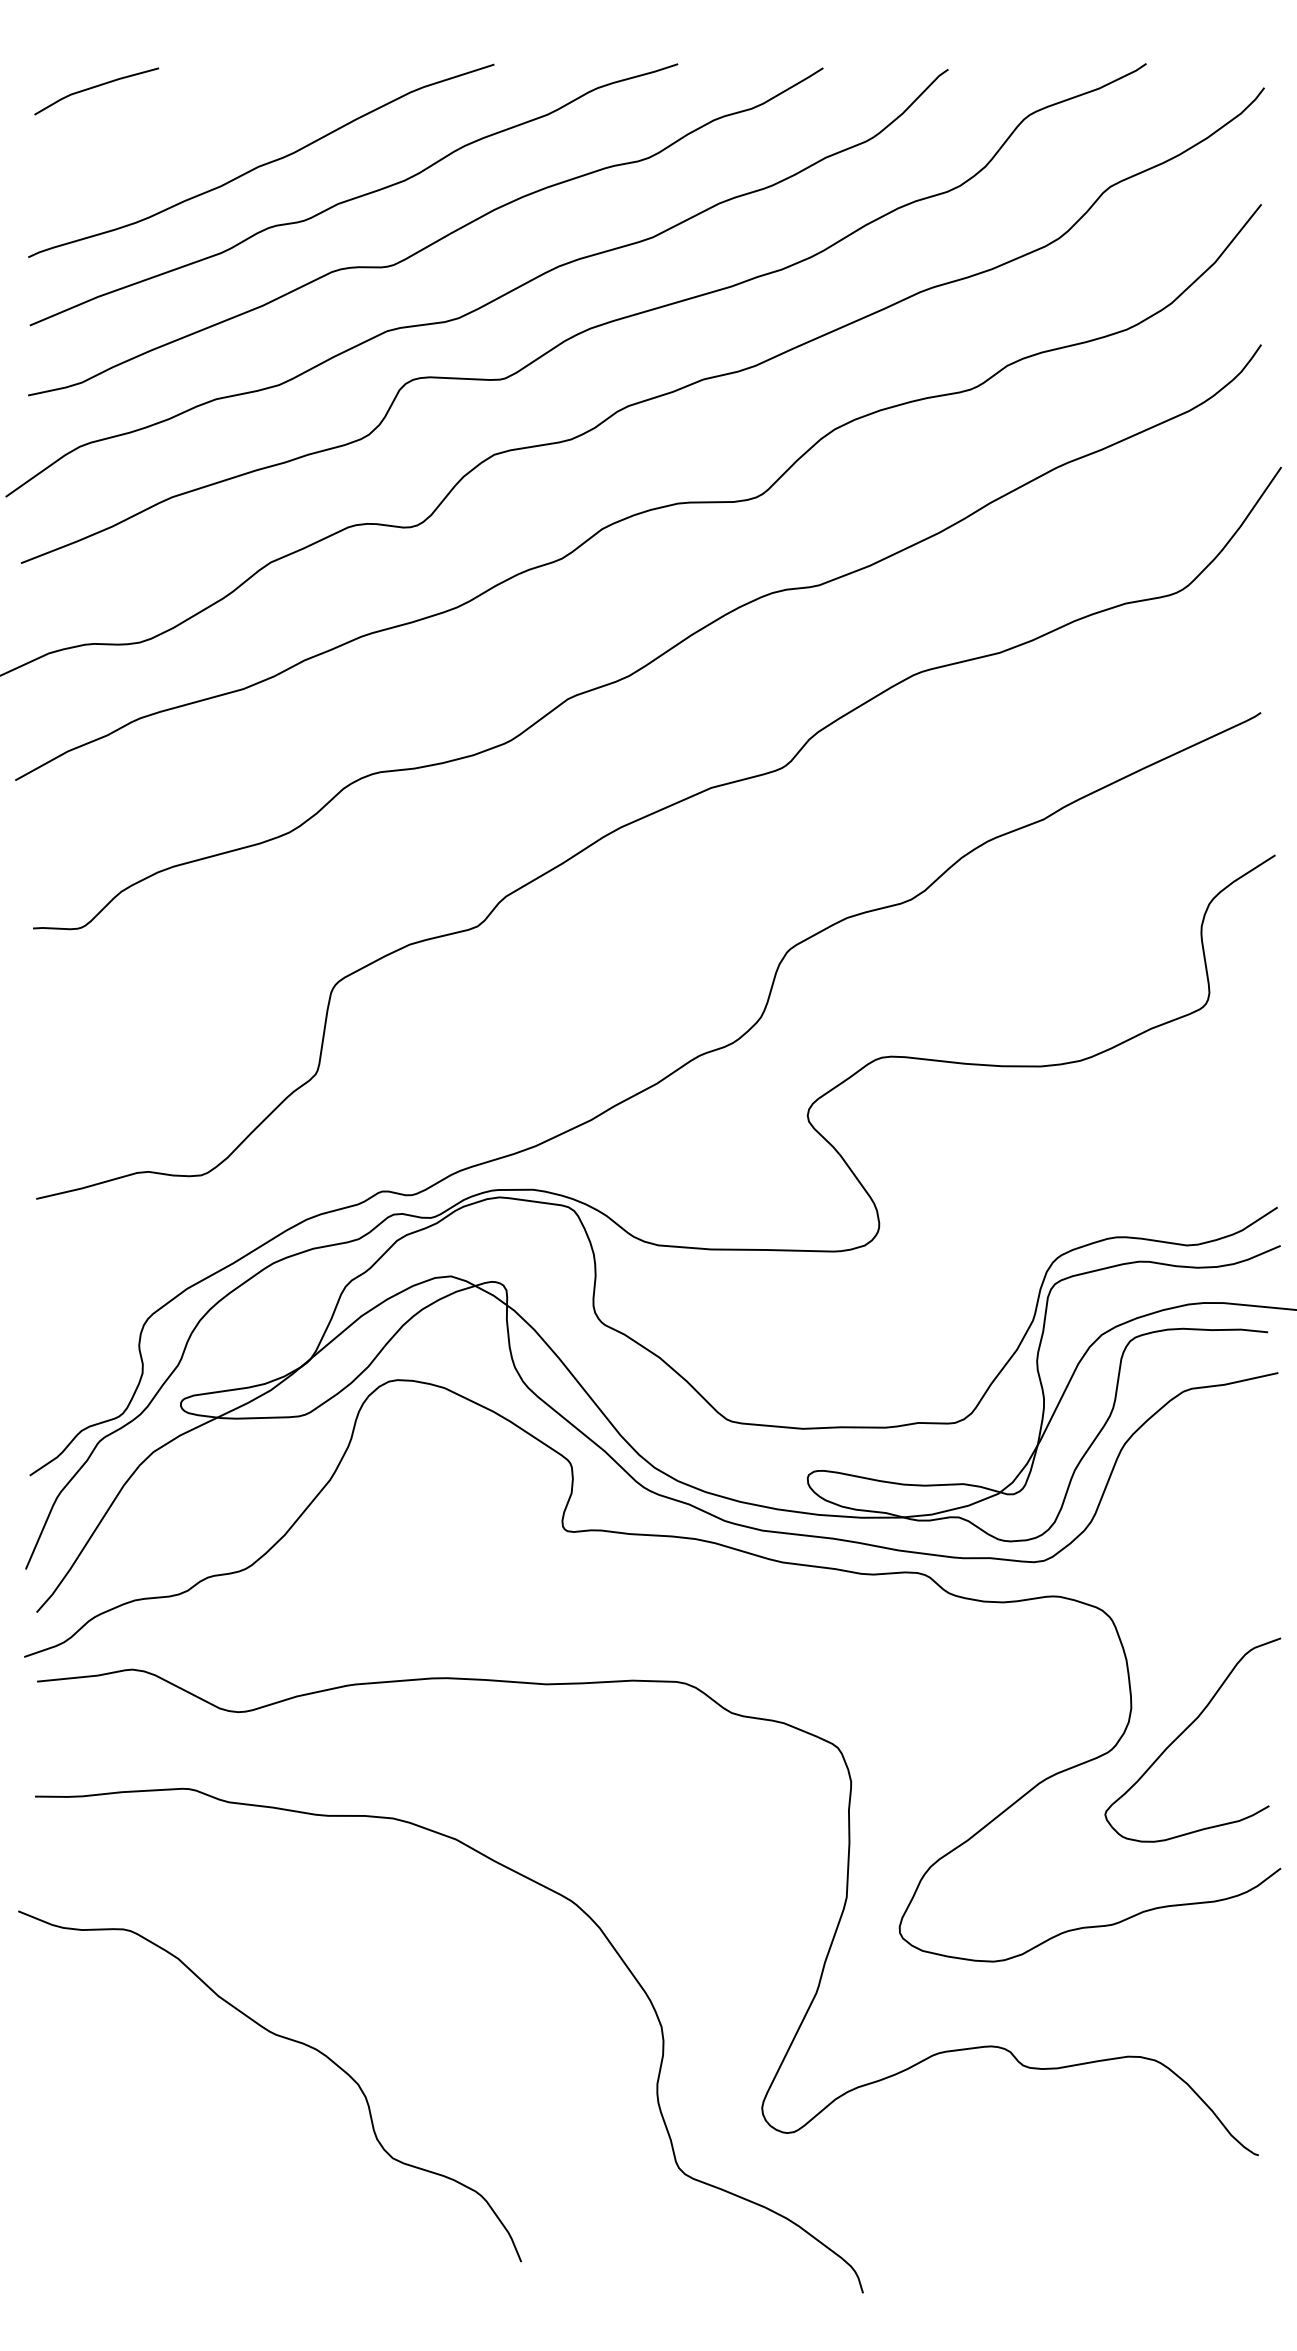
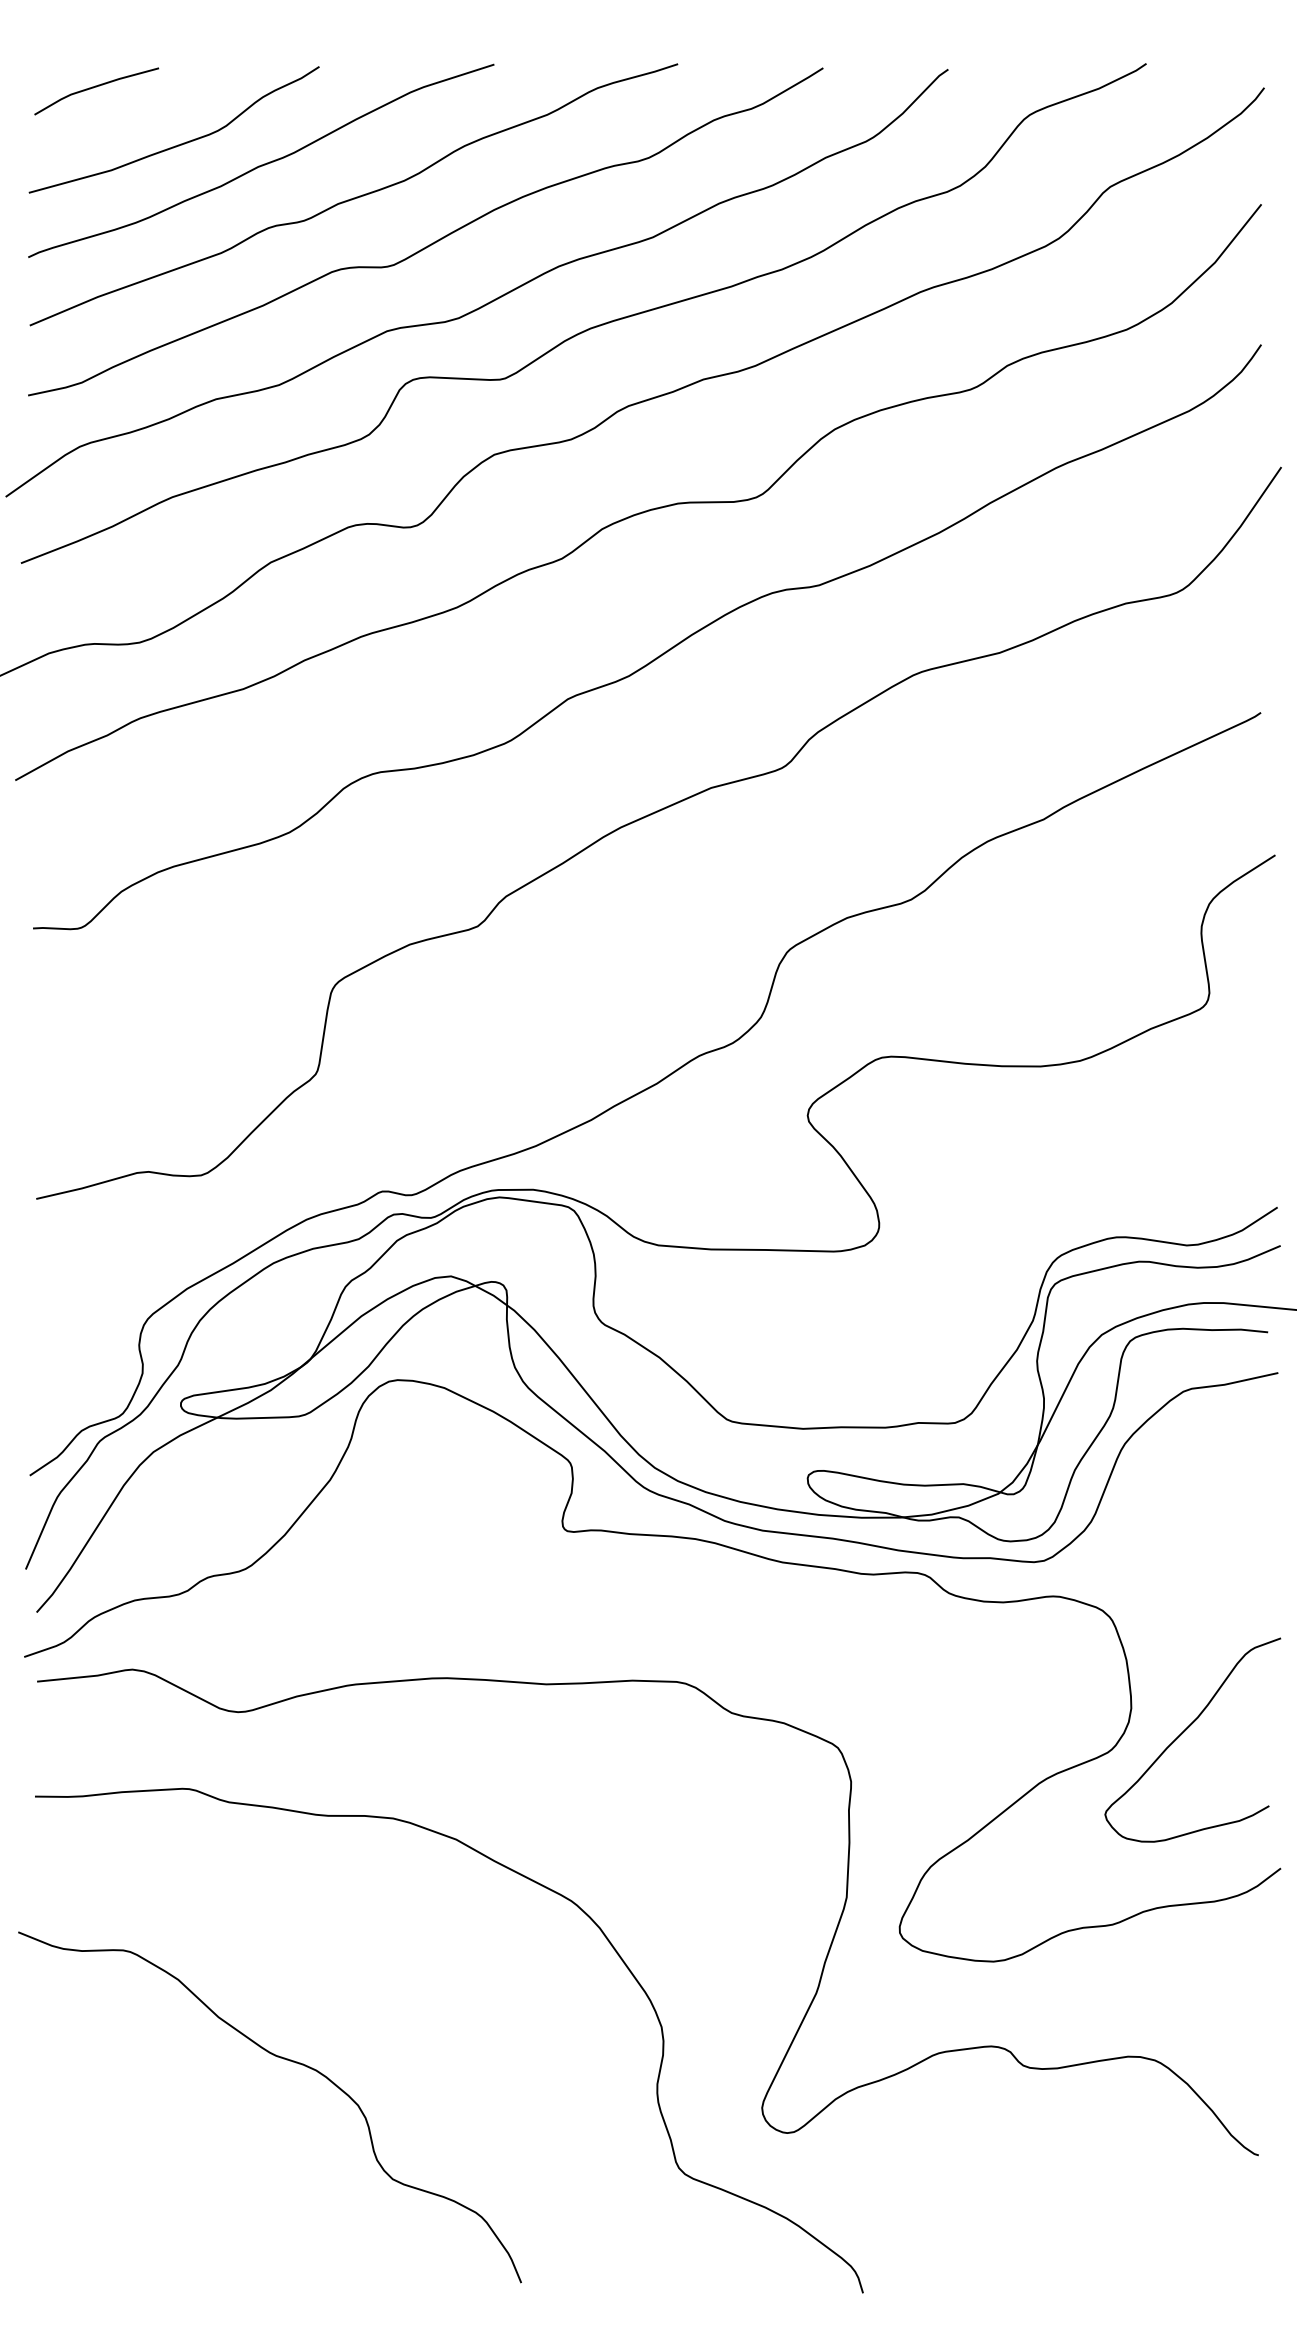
curve: none -> present (180, 143)
curve position: (286, 2039) -> (286, 2060) (286, 2060)
